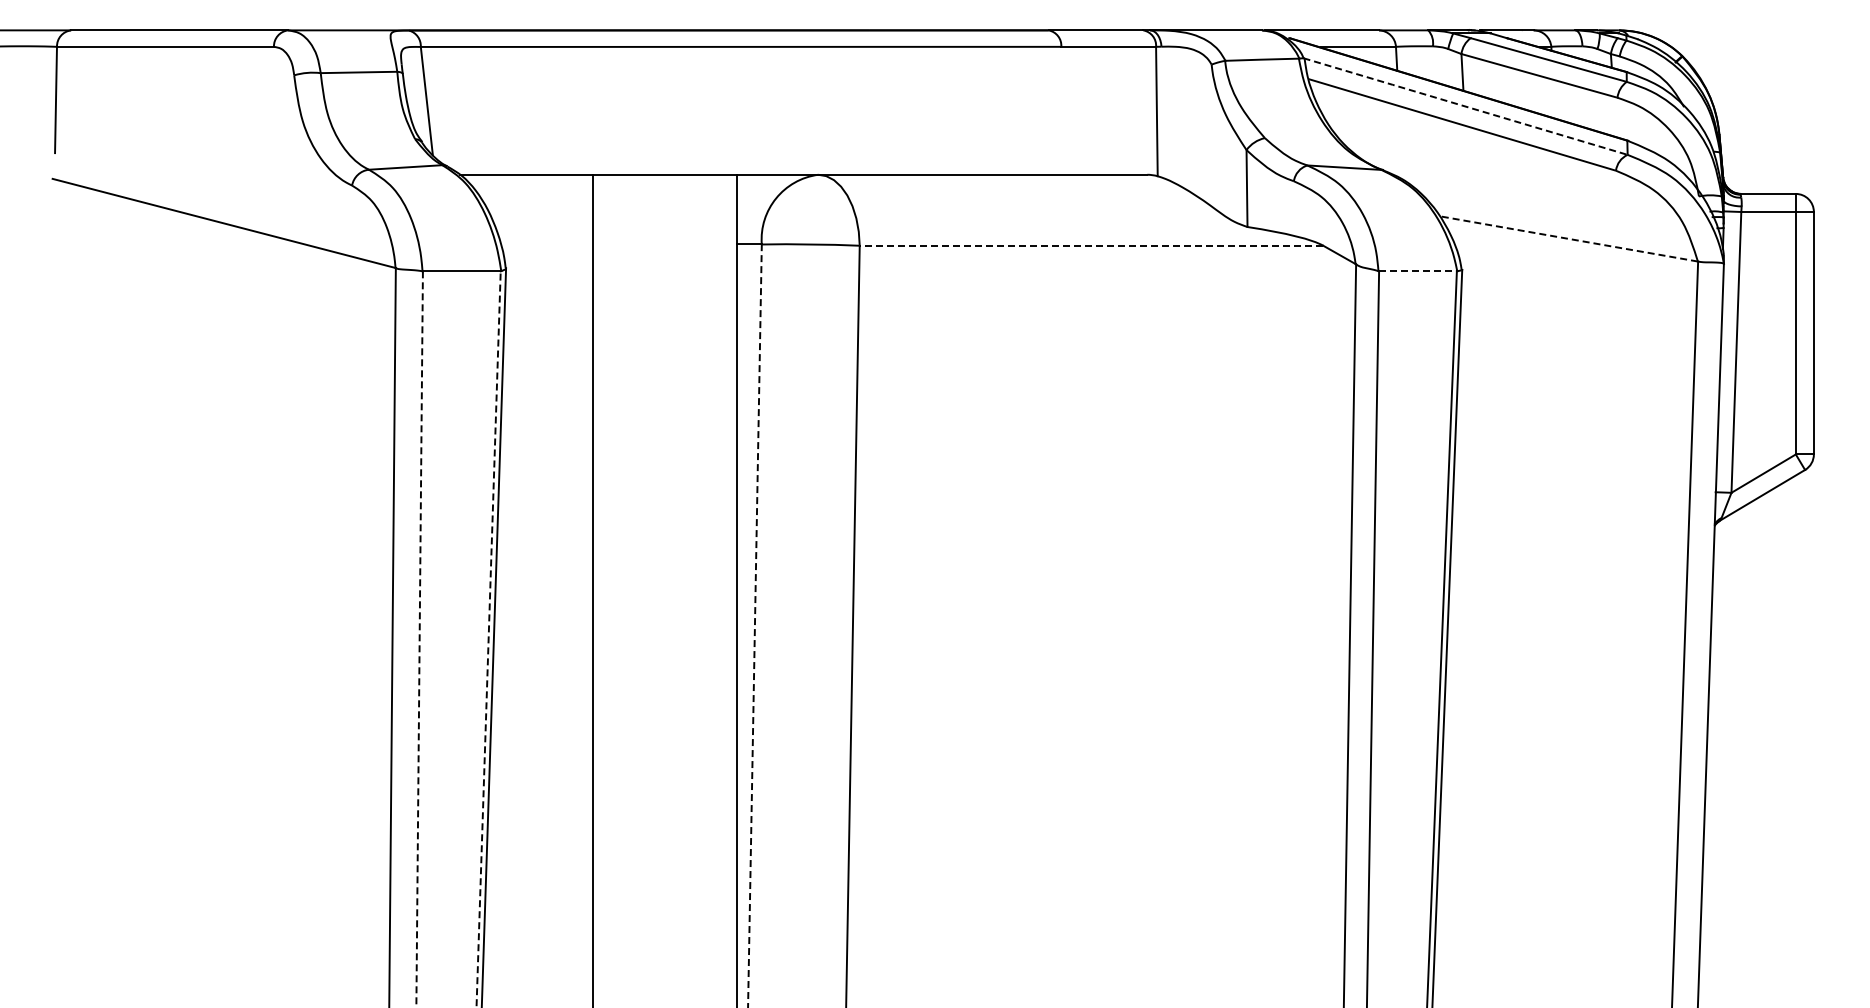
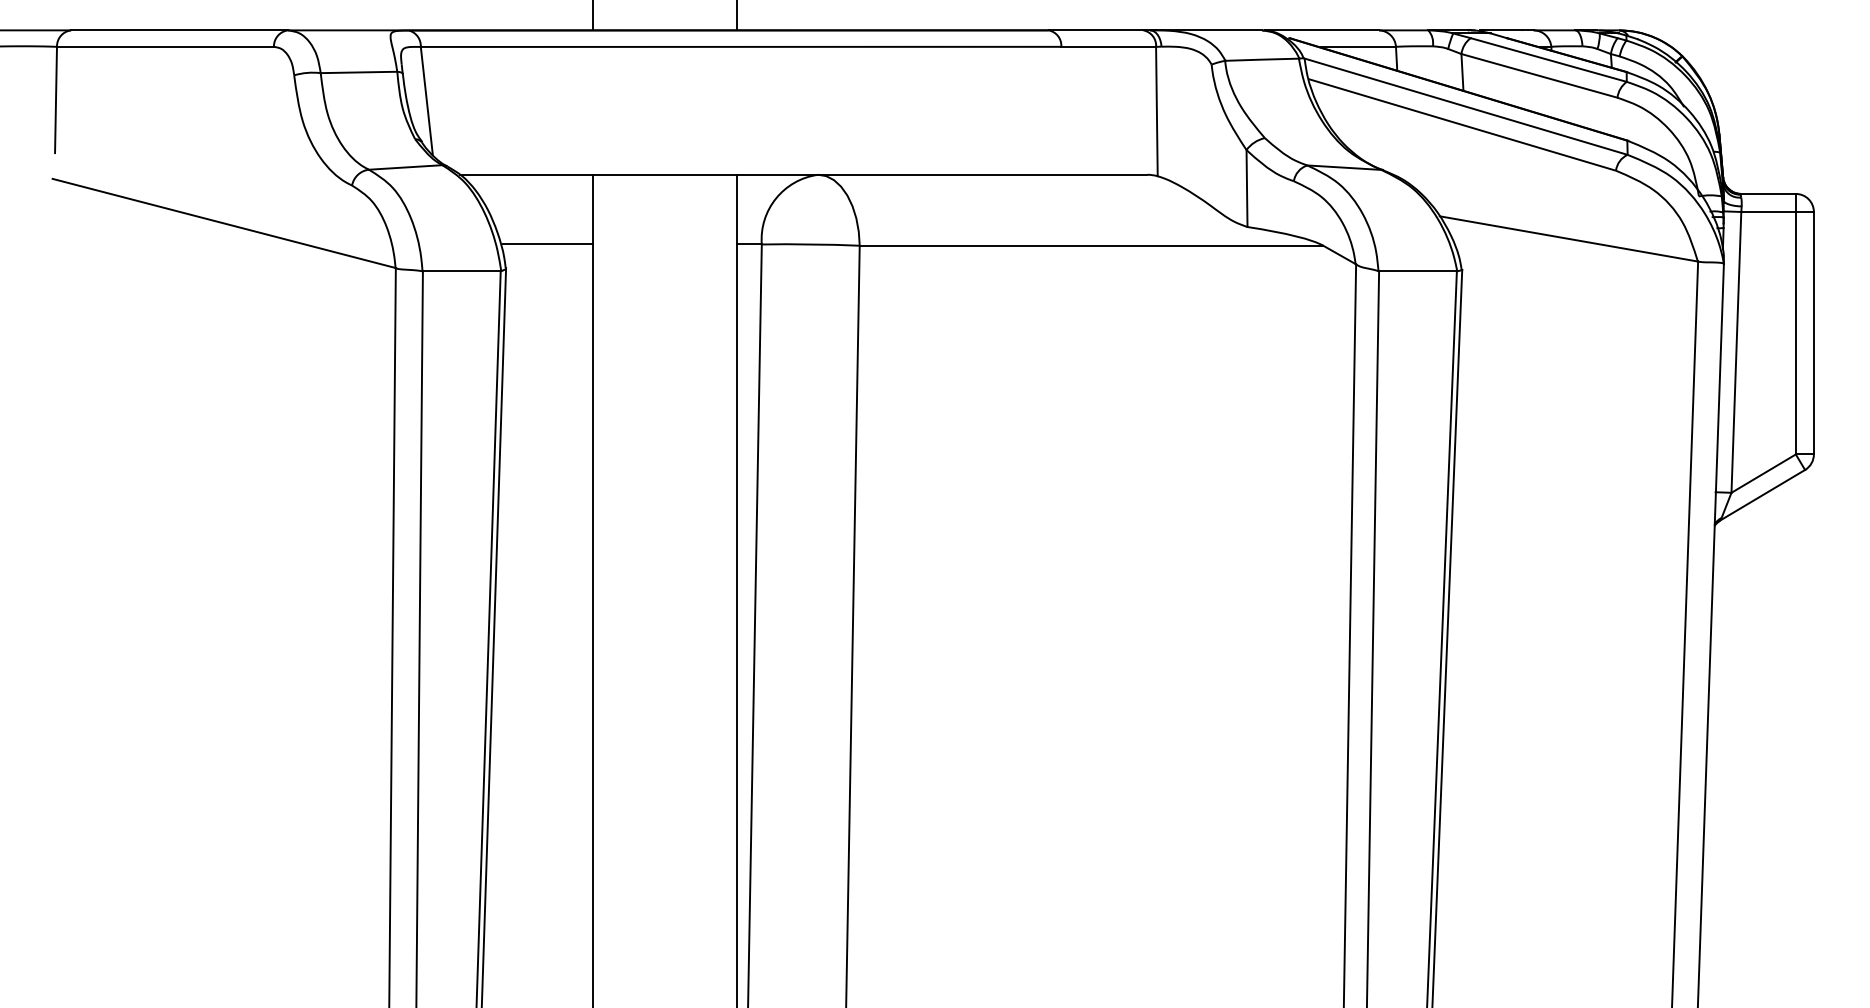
line: none -> present (592, 16)
line: none -> present (737, 16)
line: dashed -> solid (1465, 106)
line: dashed -> solid (1568, 238)
line: none -> present (547, 244)
line: dashed -> solid (1091, 245)
line: dashed -> solid (1417, 271)
line: dashed -> solid (754, 626)
line: dashed -> solid (488, 638)
line: dashed -> solid (419, 639)
